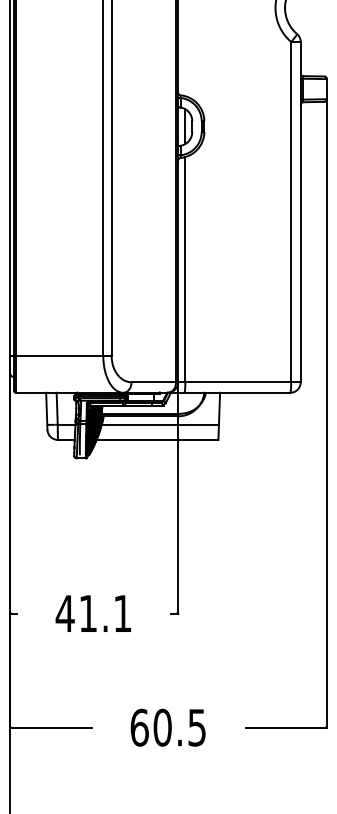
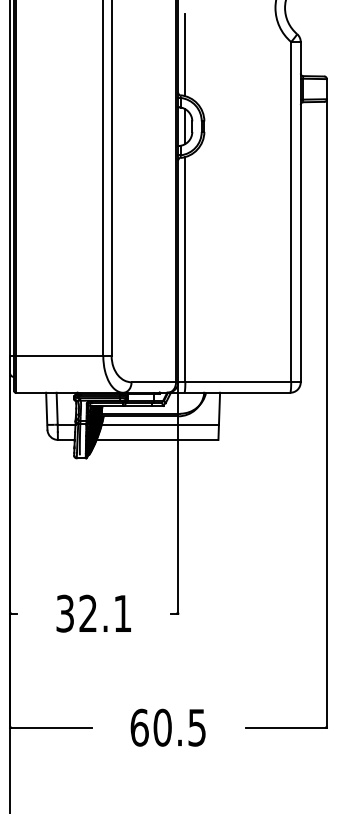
line: none -> present (185, 55)
text: 41.1 -> 32.1 (75, 613)
